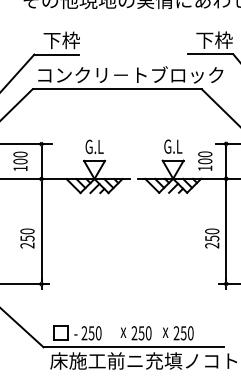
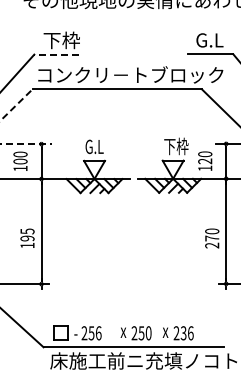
text: 下枠 -> G.L (214, 39)
line: solid -> dashed (56, 54)
line: solid -> dashed (16, 104)
line: solid -> dashed (26, 144)
text: G.L -> 下枠 (176, 146)
text: 100 -> 120 (205, 161)
text: 250 -> 195 (27, 238)
text: 250 -> 270 (212, 238)
text: 250 -> 256 (98, 333)
text: 250 -> 236 (187, 333)
